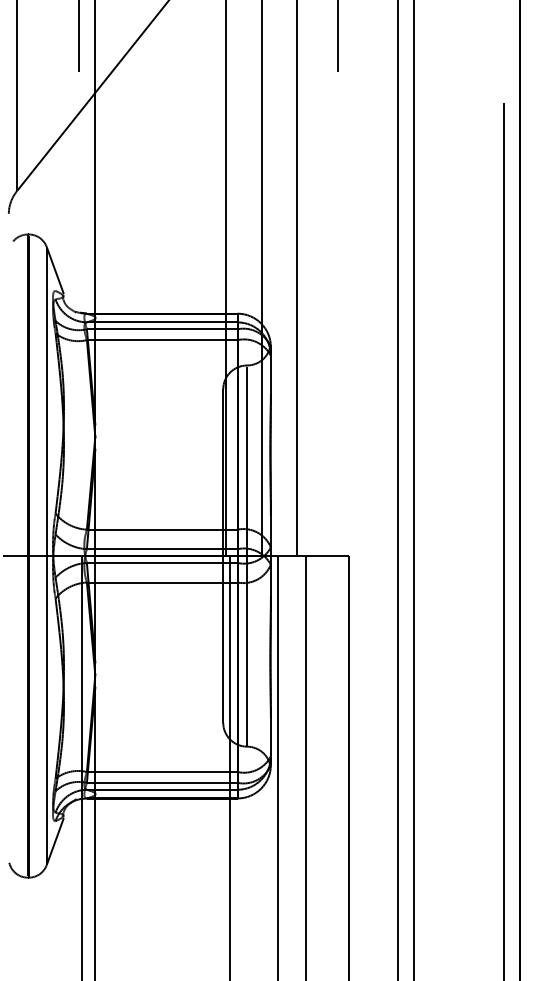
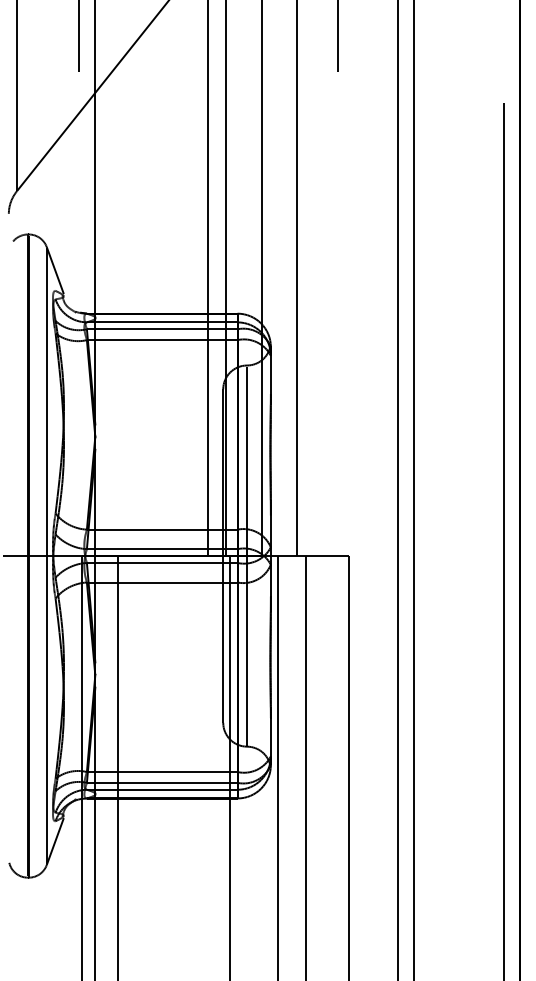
line: none -> present (208, 279)
line: none -> present (118, 766)
